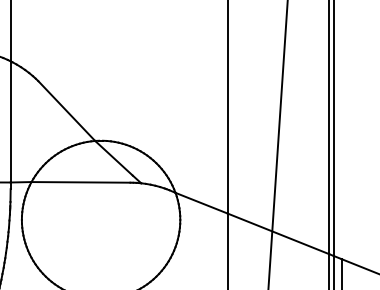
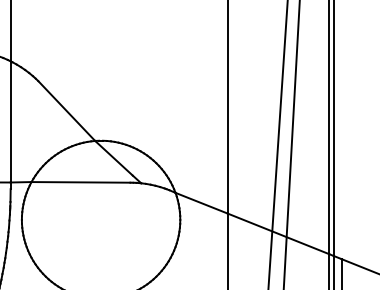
line: none -> present (291, 144)
